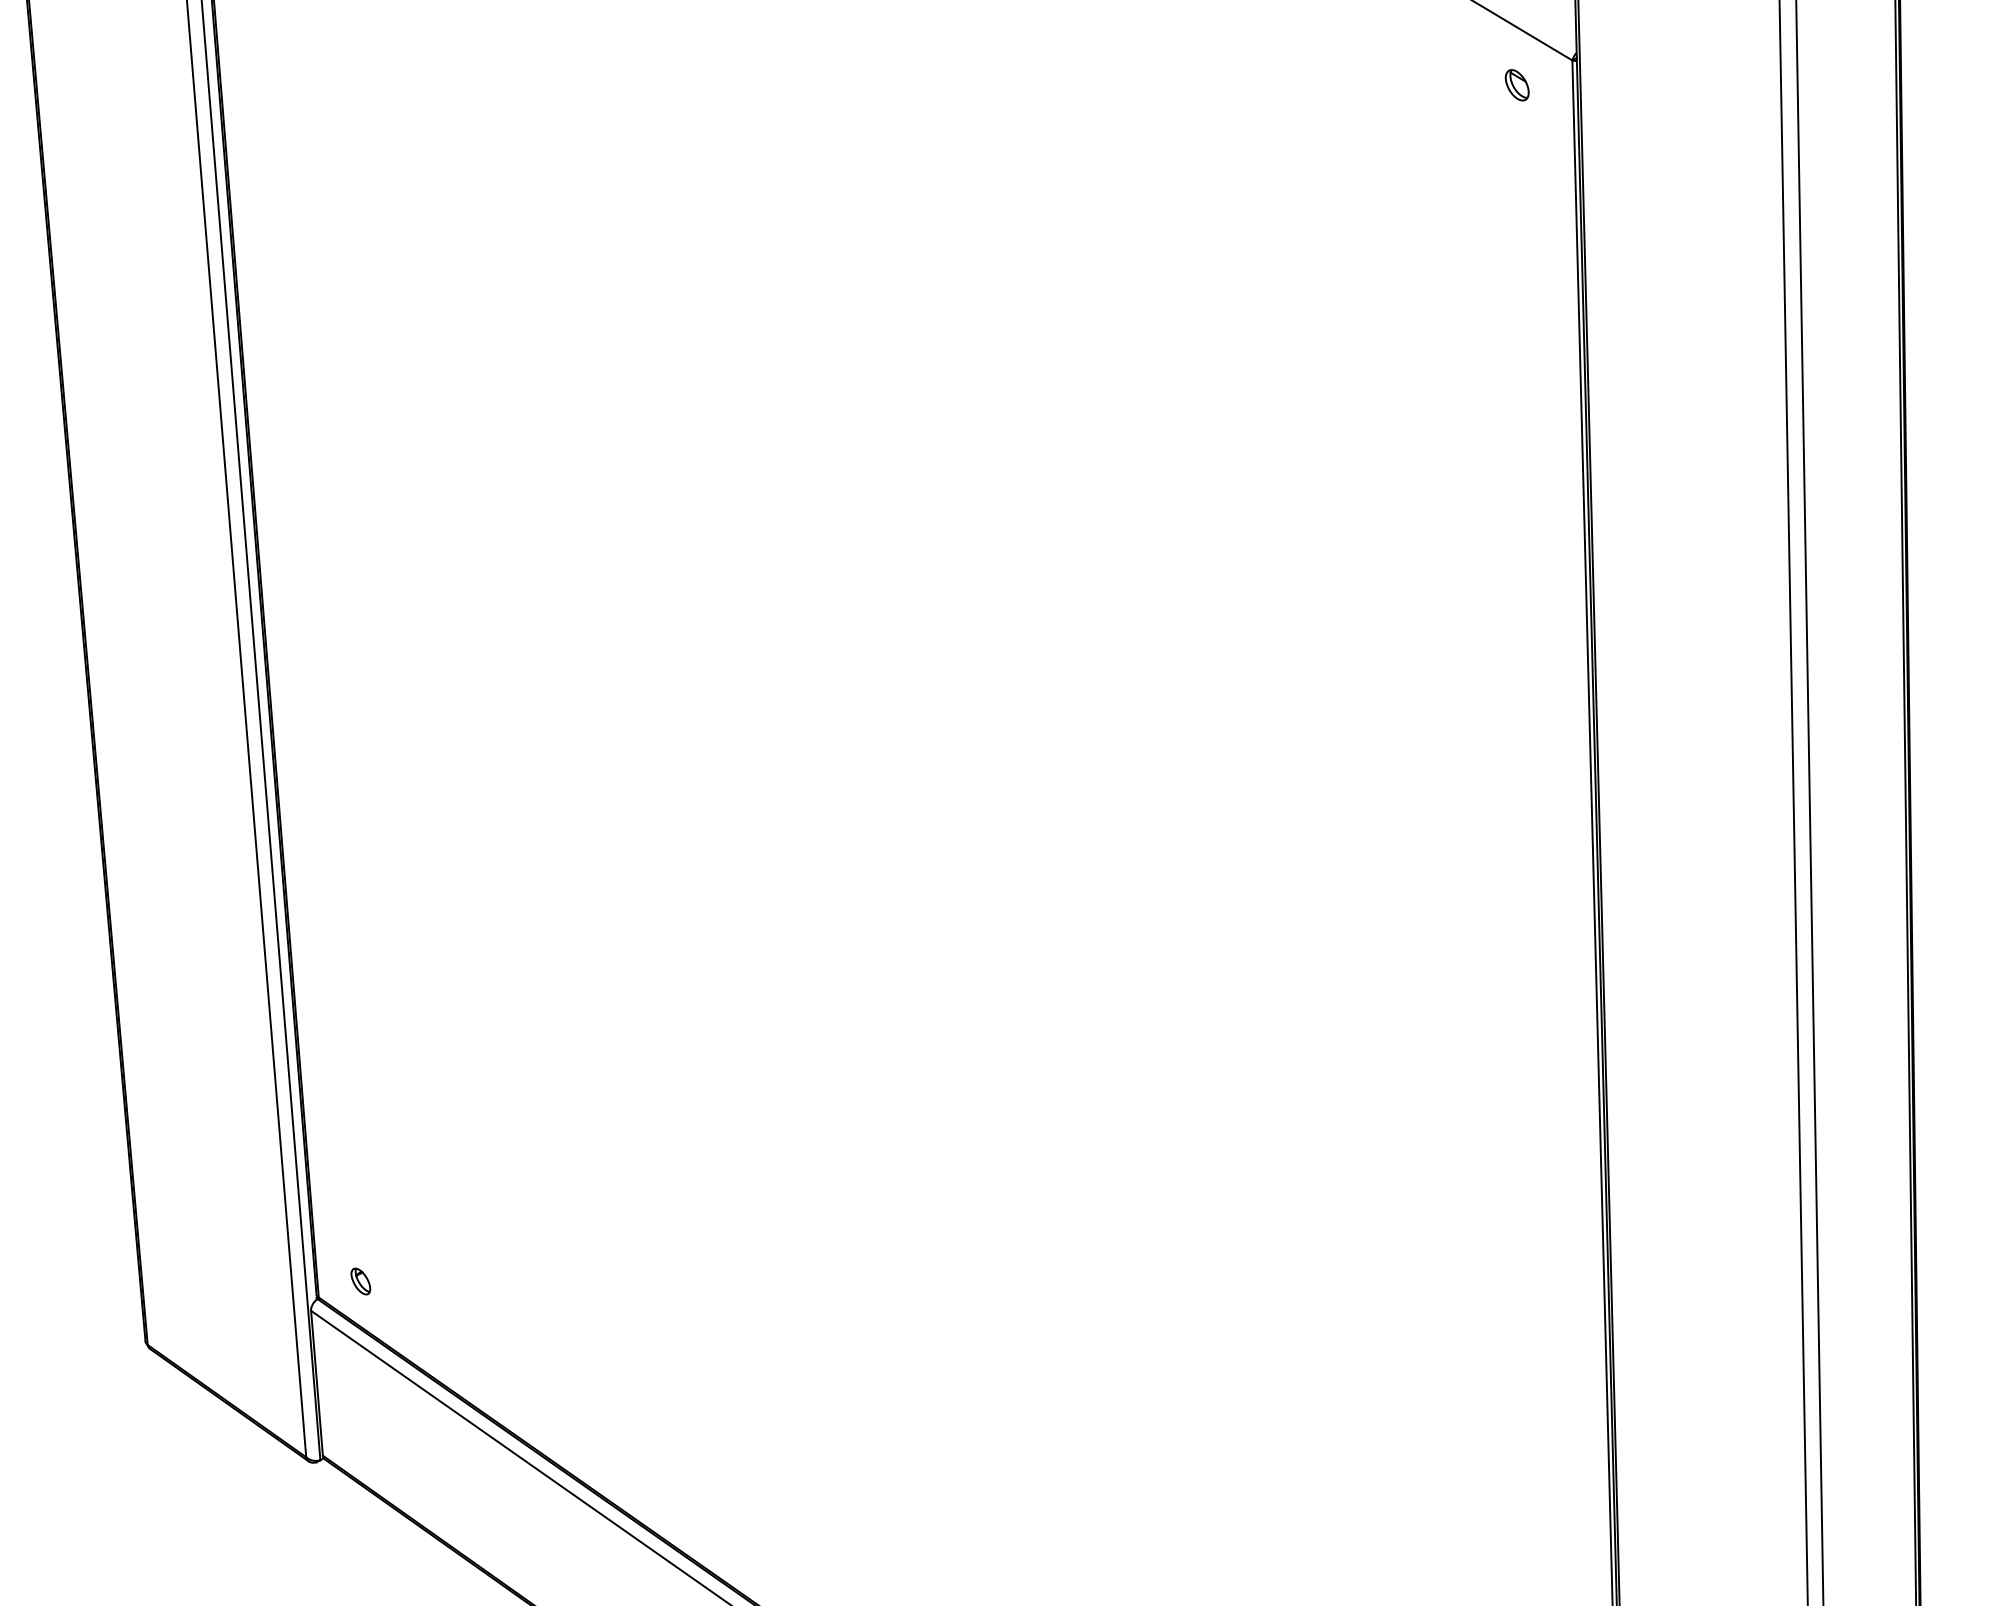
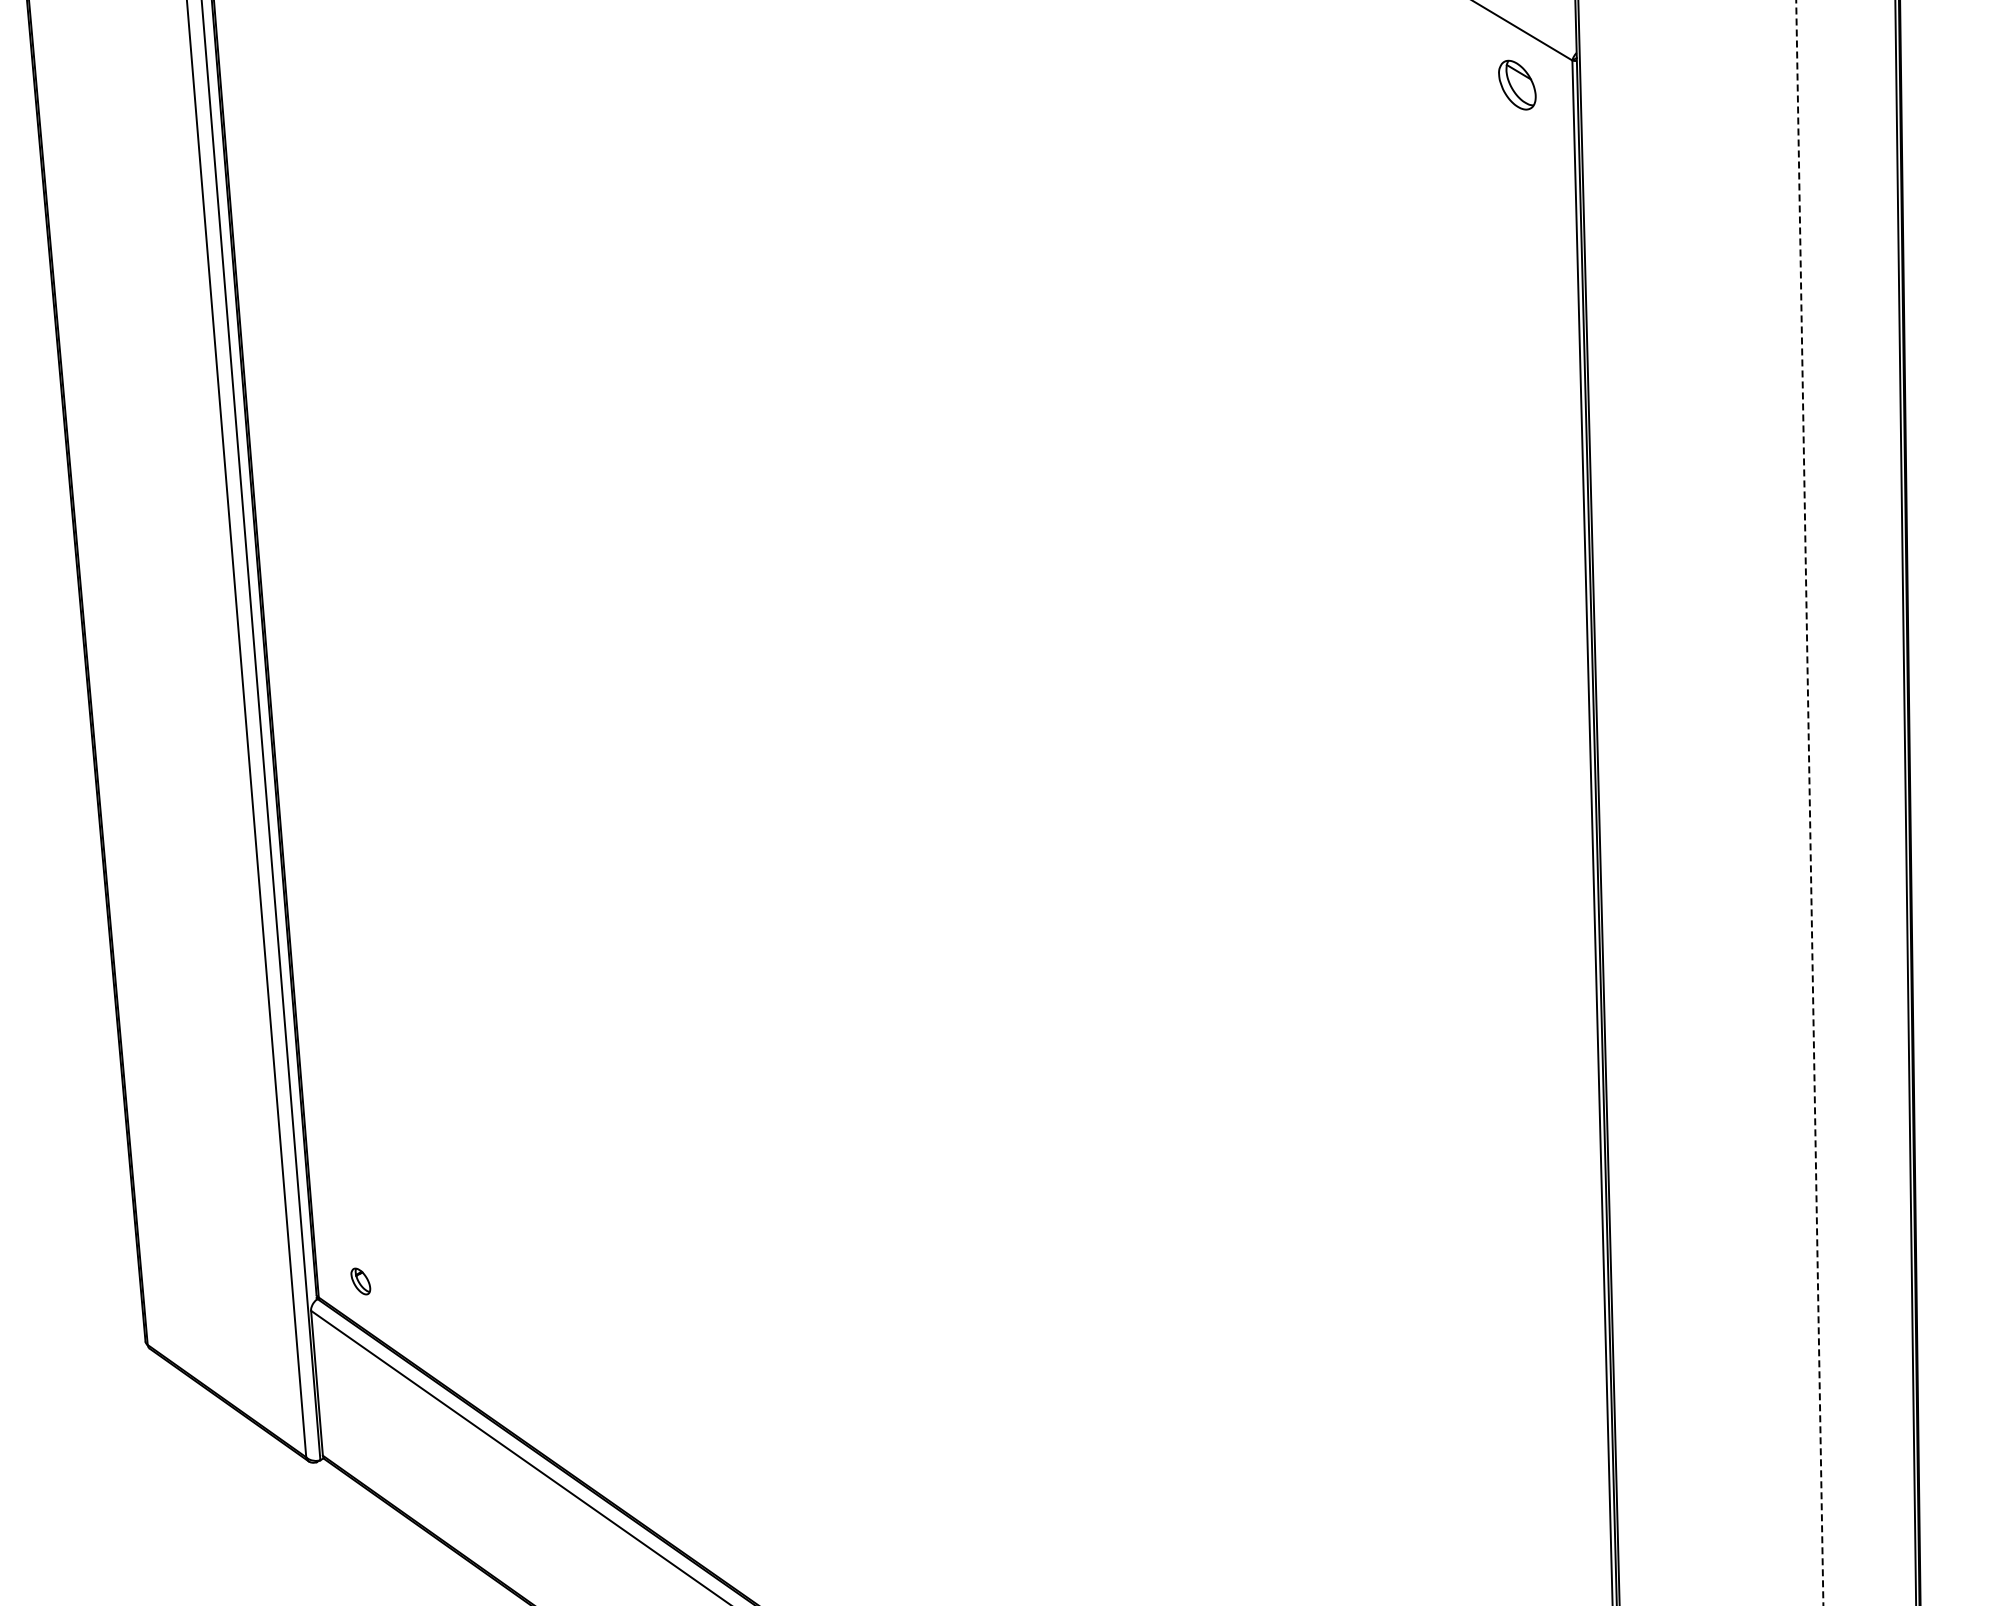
part size: 26x33 px -> 39x52 px (1517, 84)
line: present -> none (1793, 802)
line: solid -> dashed (1809, 802)
